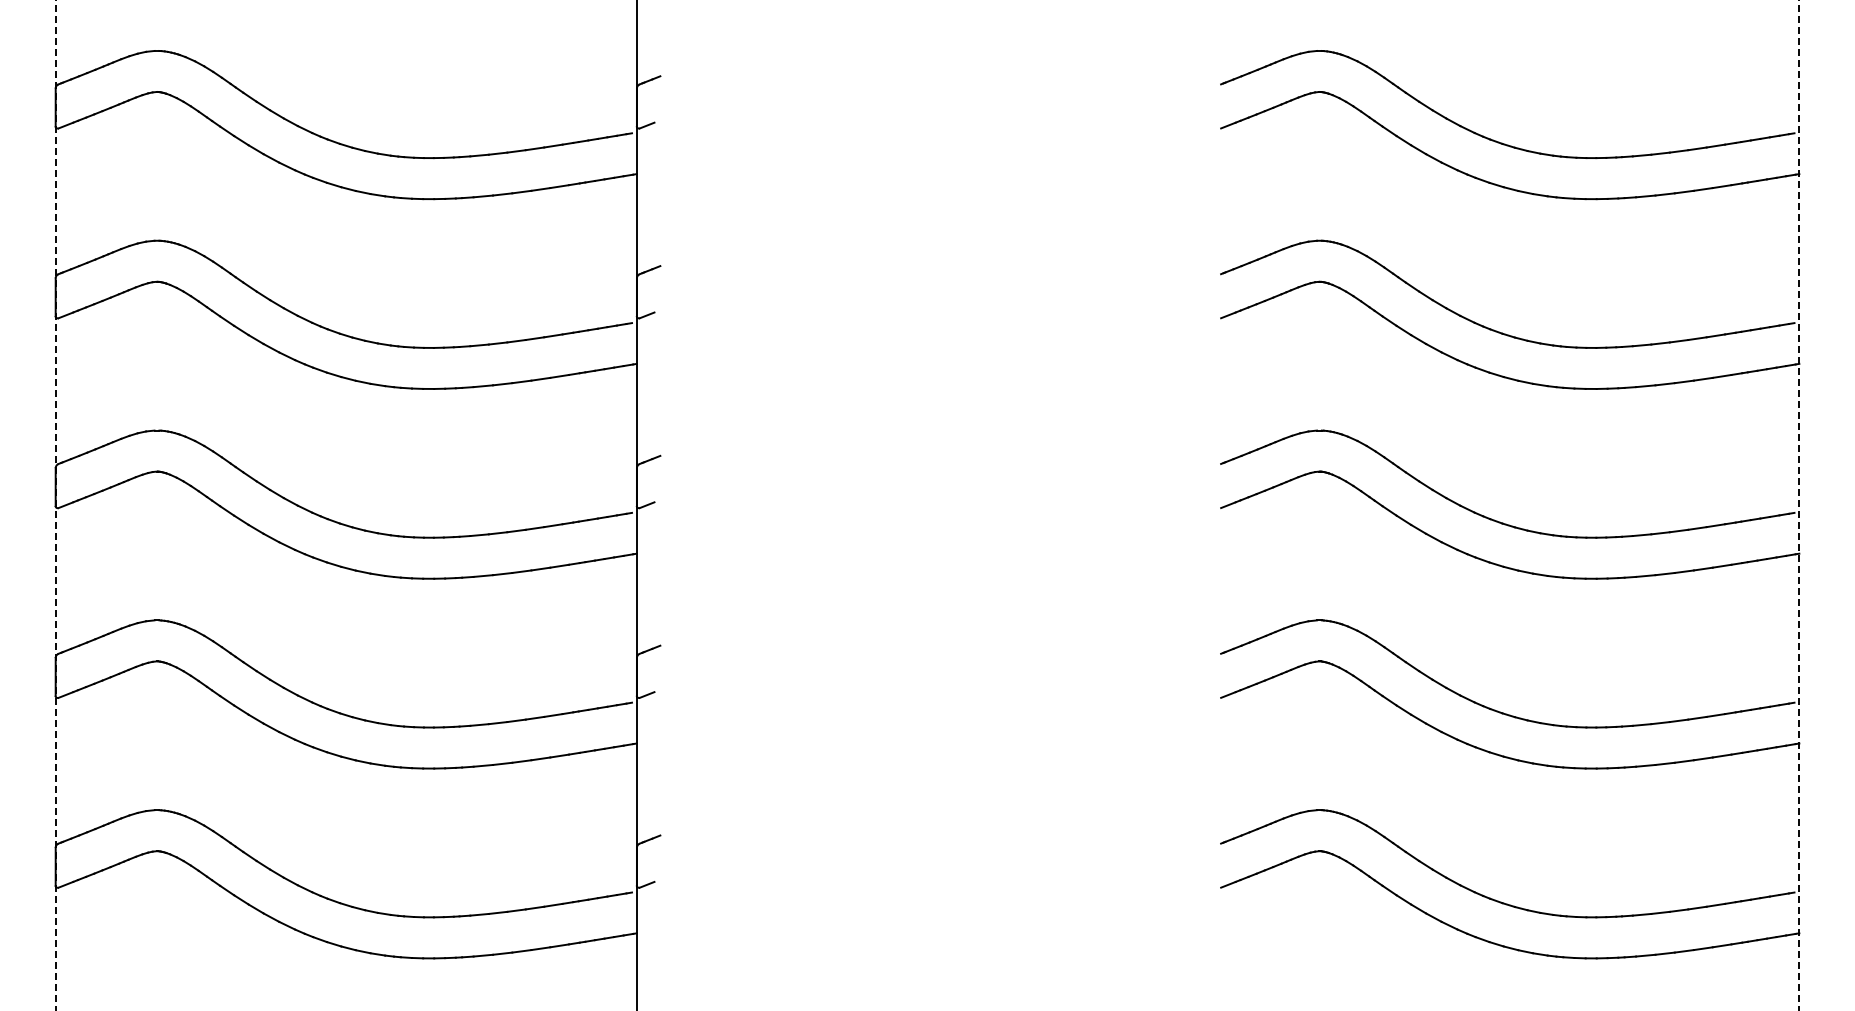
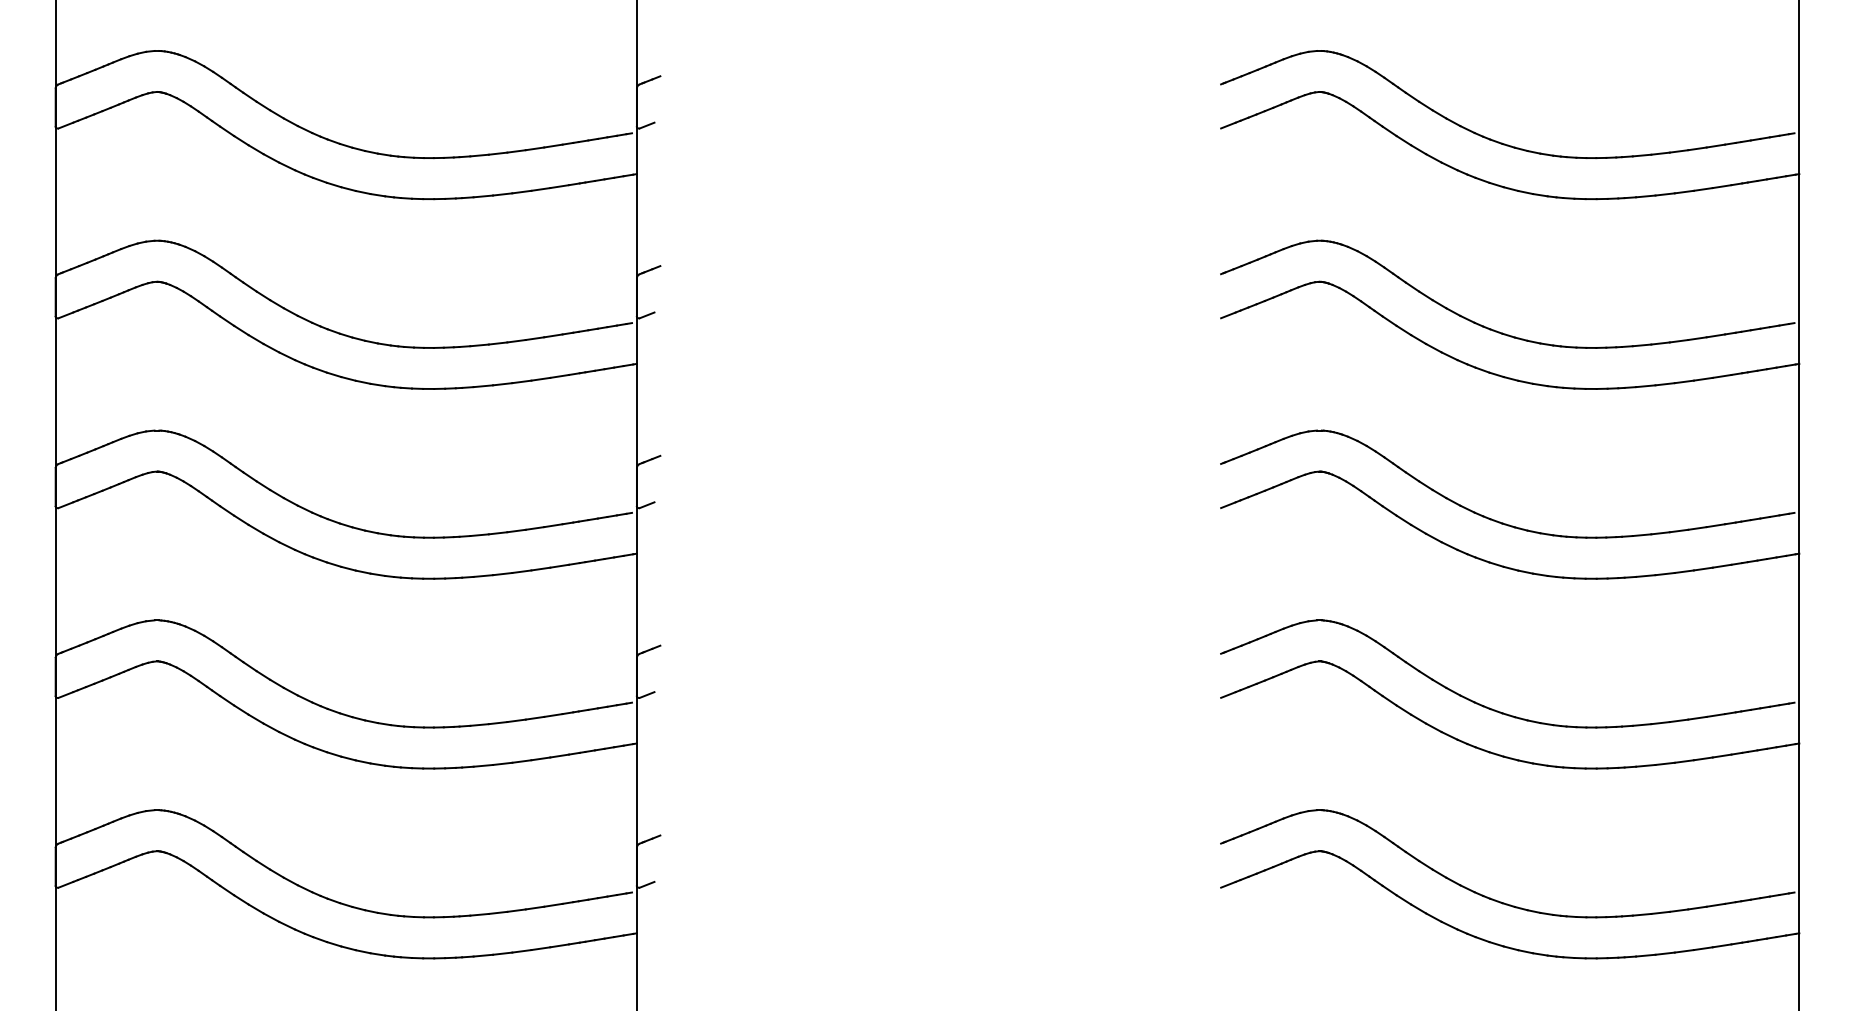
line: dashed -> solid (55, 505)
line: dashed -> solid (1799, 505)
